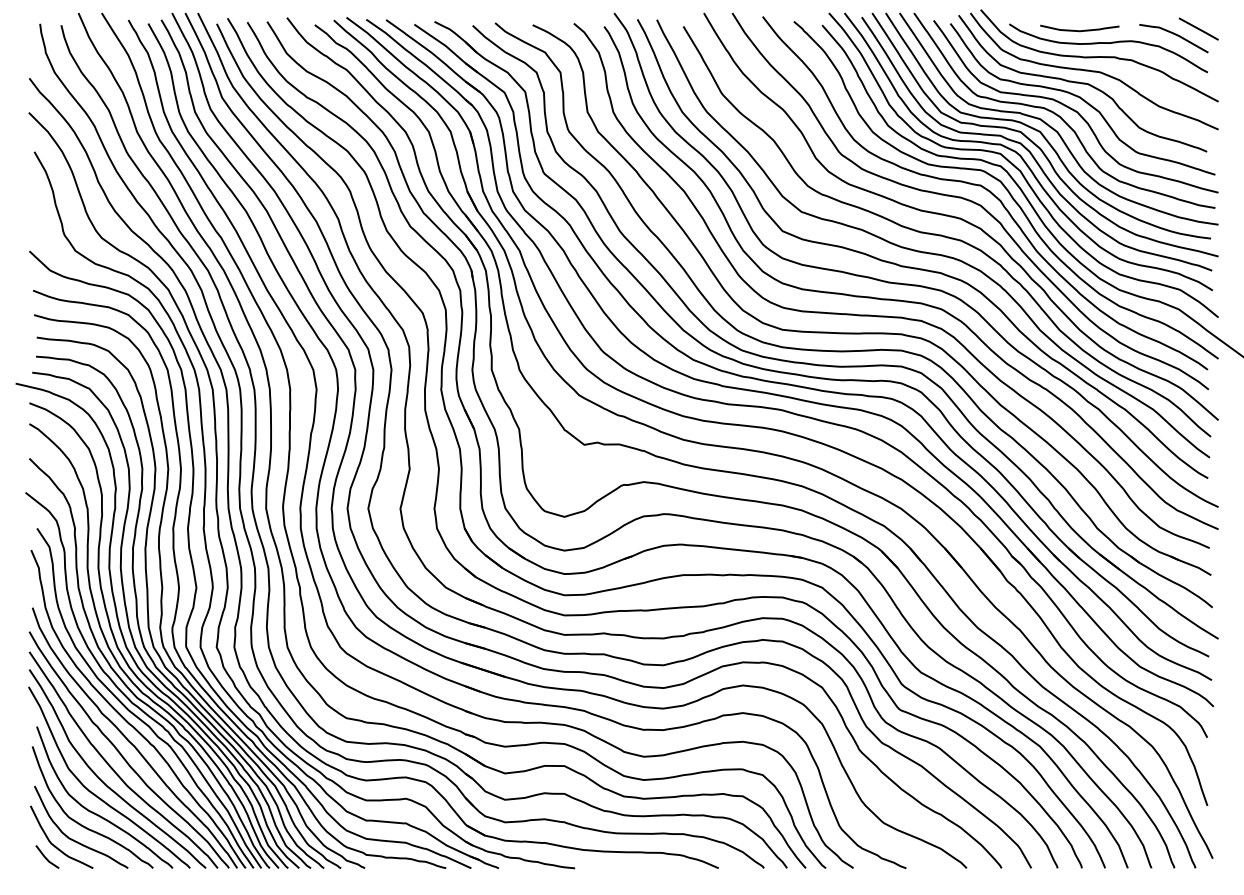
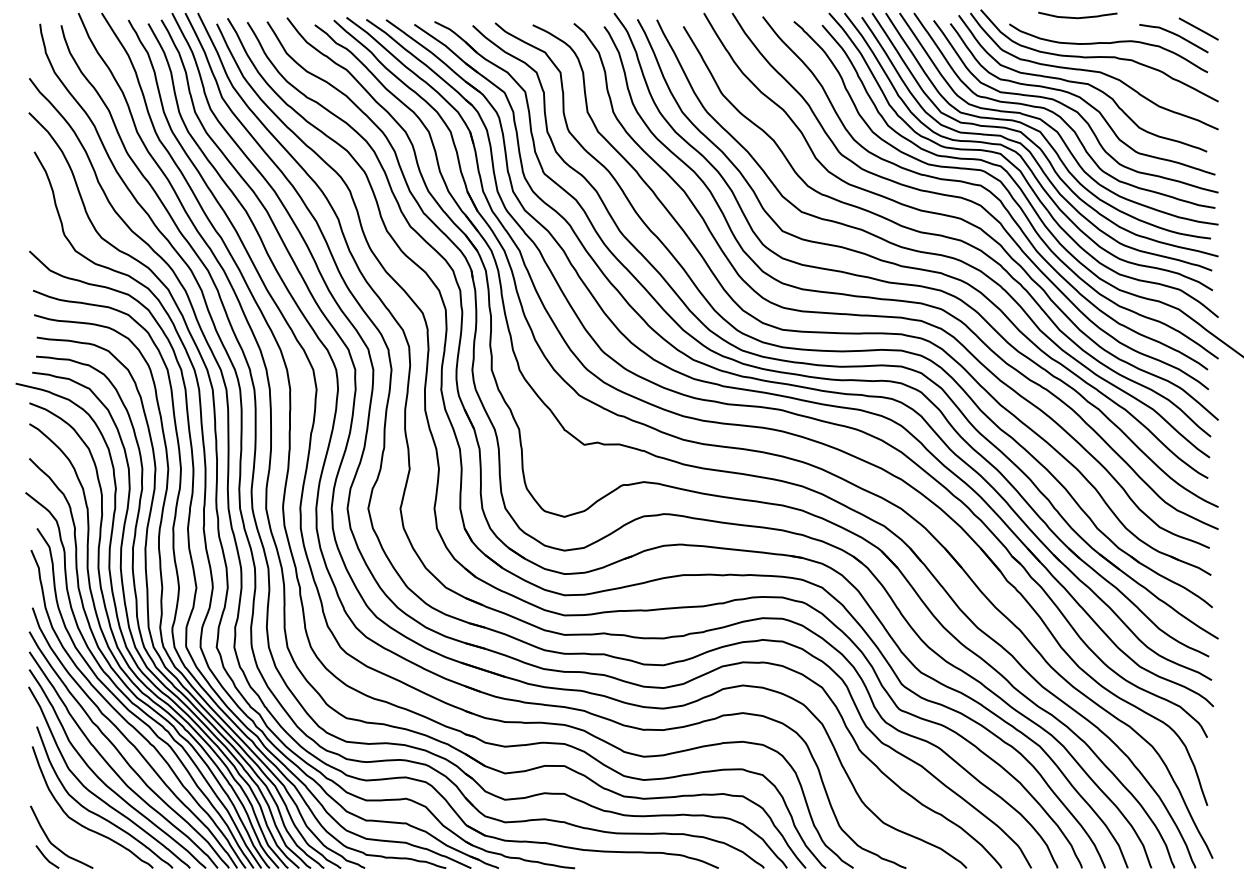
curve position: (1079, 30) -> (1077, 17) (1077, 17)
curve: present -> none (75, 840)
